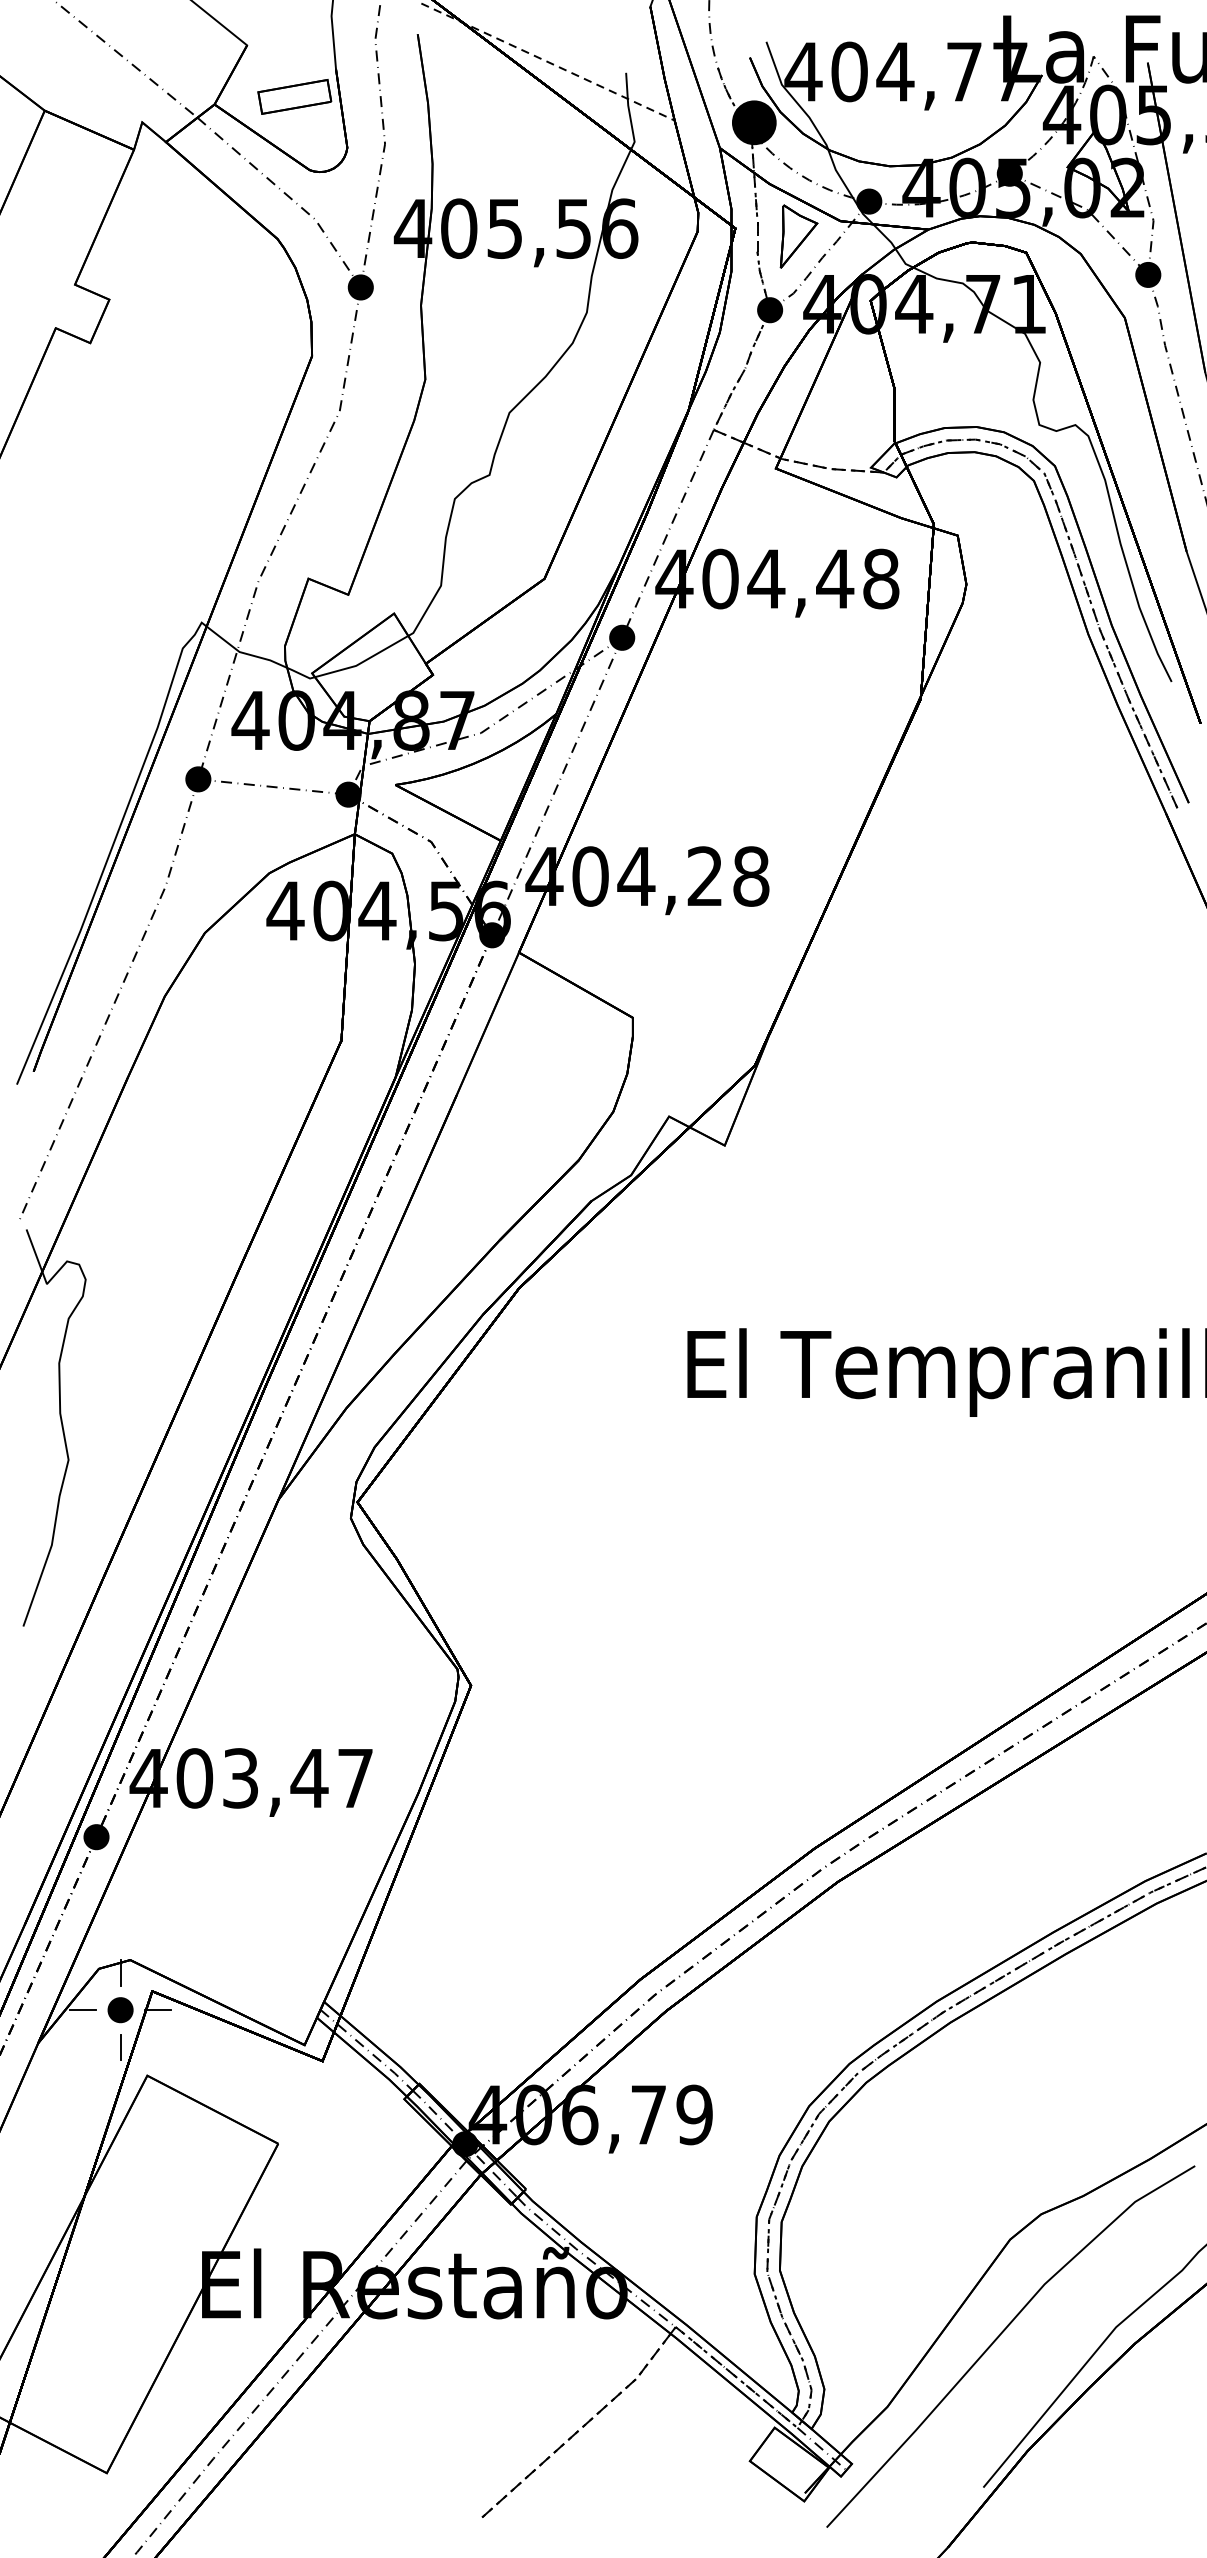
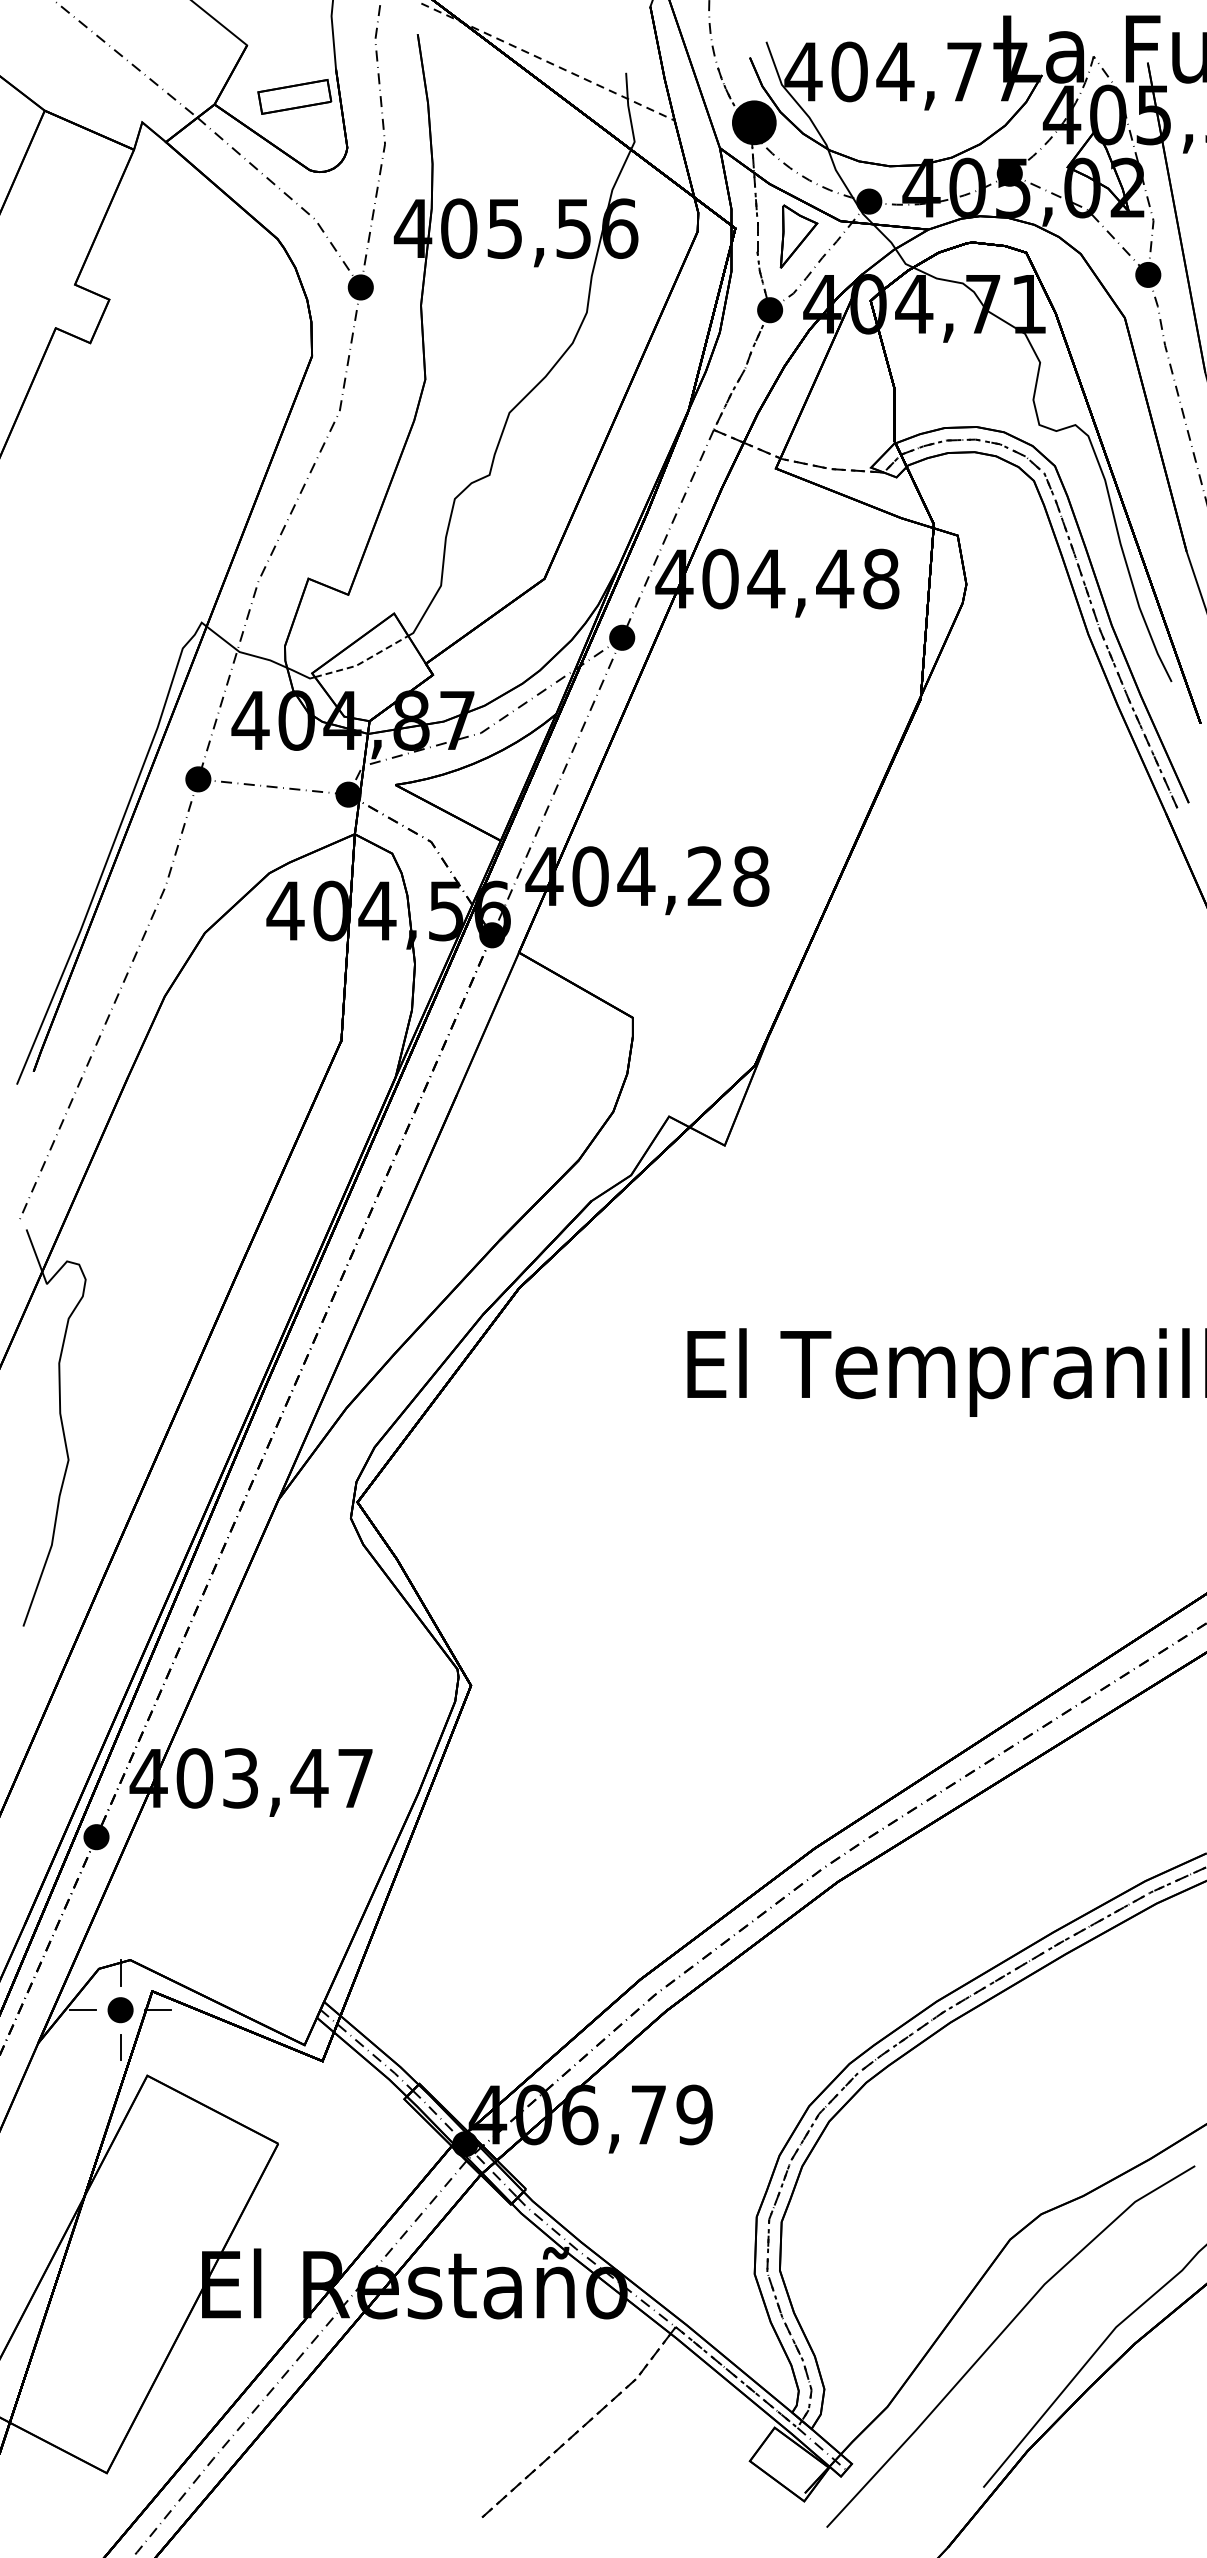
line: solid -> dashed (363, 661)
